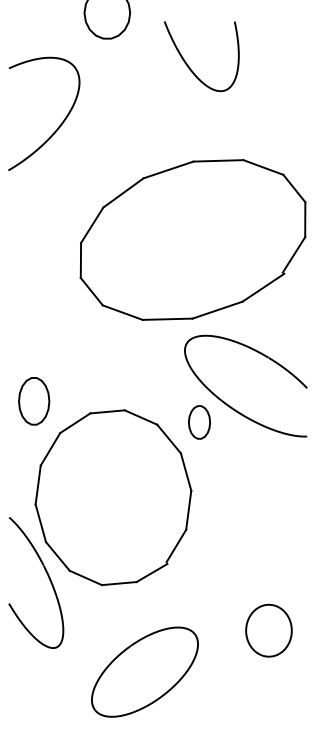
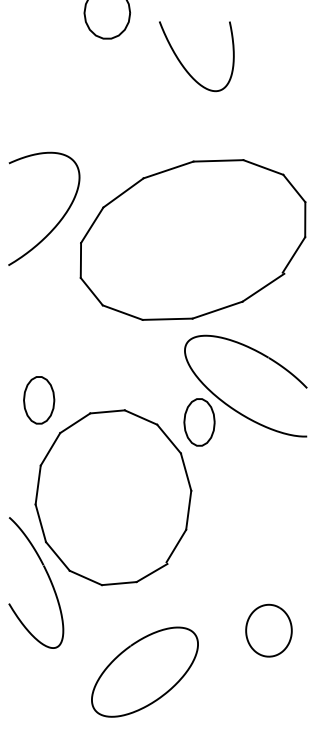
curve position: (190, 67) -> (185, 67) (185, 67)
curve position: (58, 126) -> (58, 221) (58, 221)
part position: (34, 401) -> (39, 400) (39, 400)
part size: 23x35 px -> 33x49 px (199, 422)
